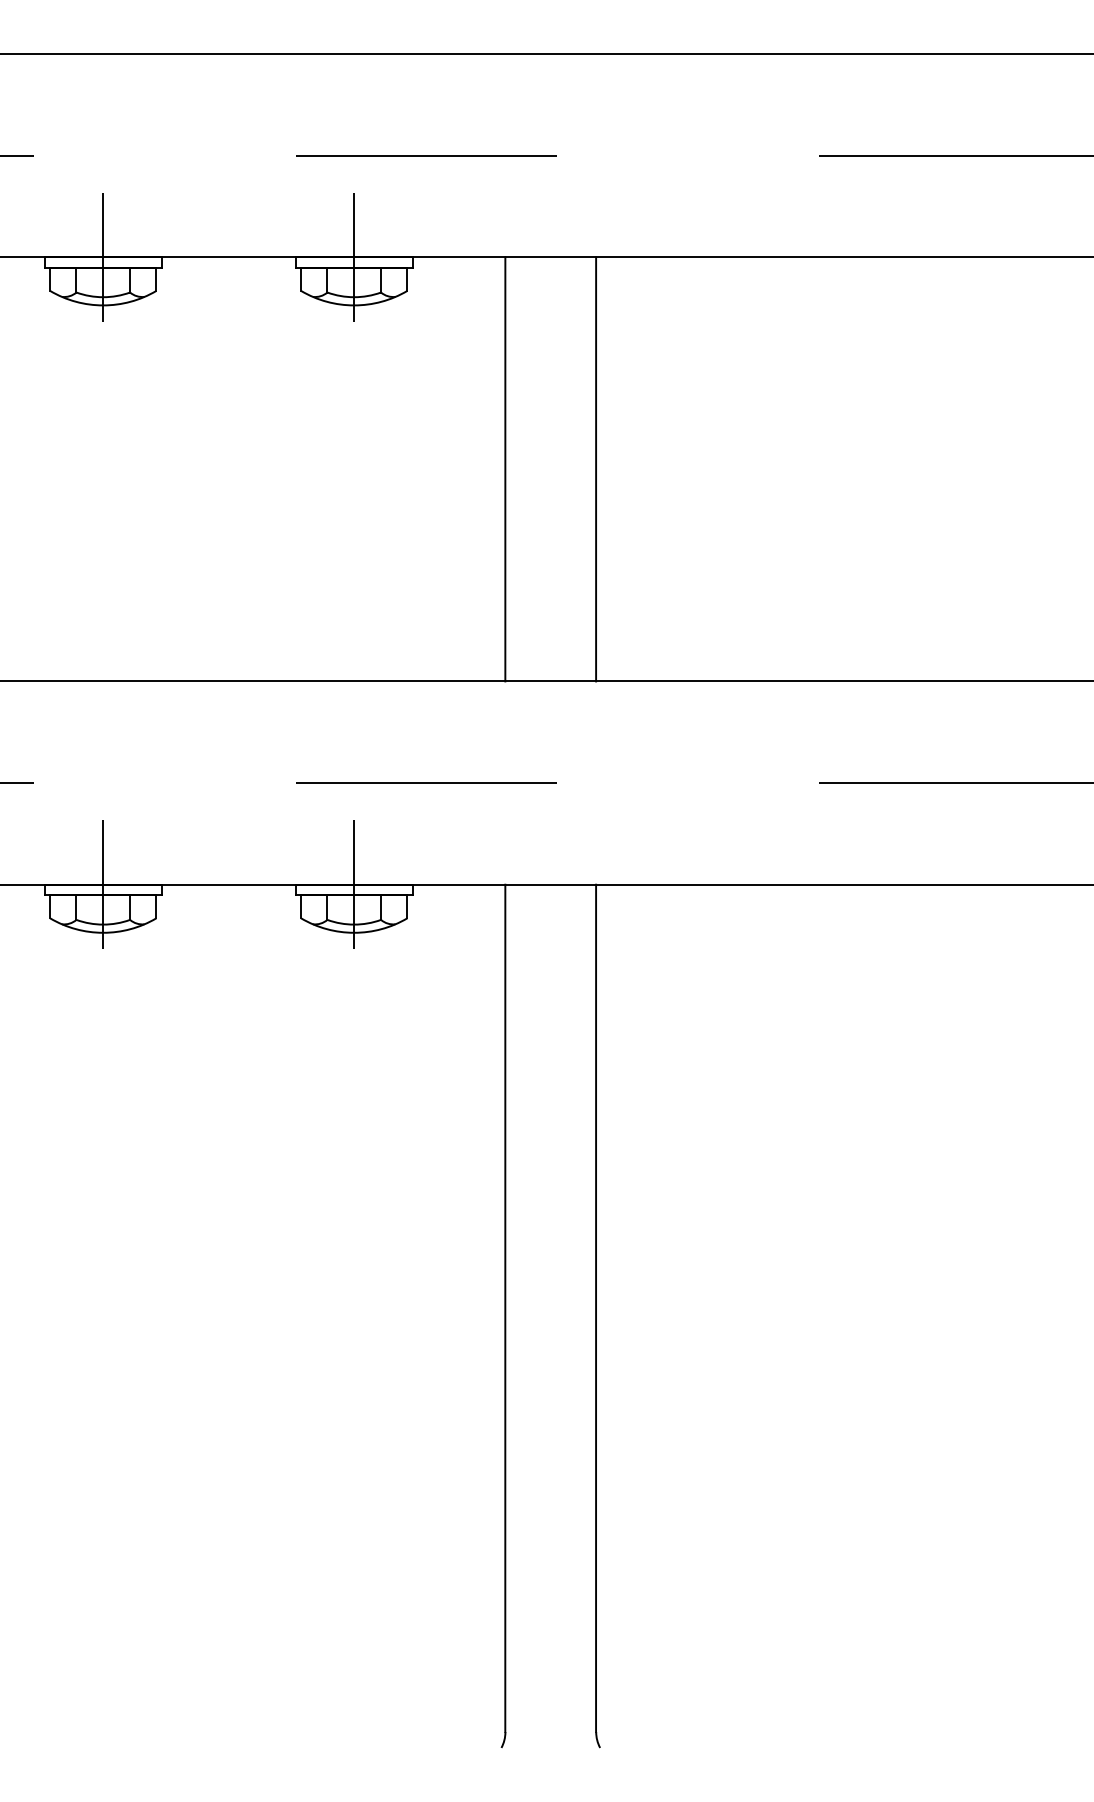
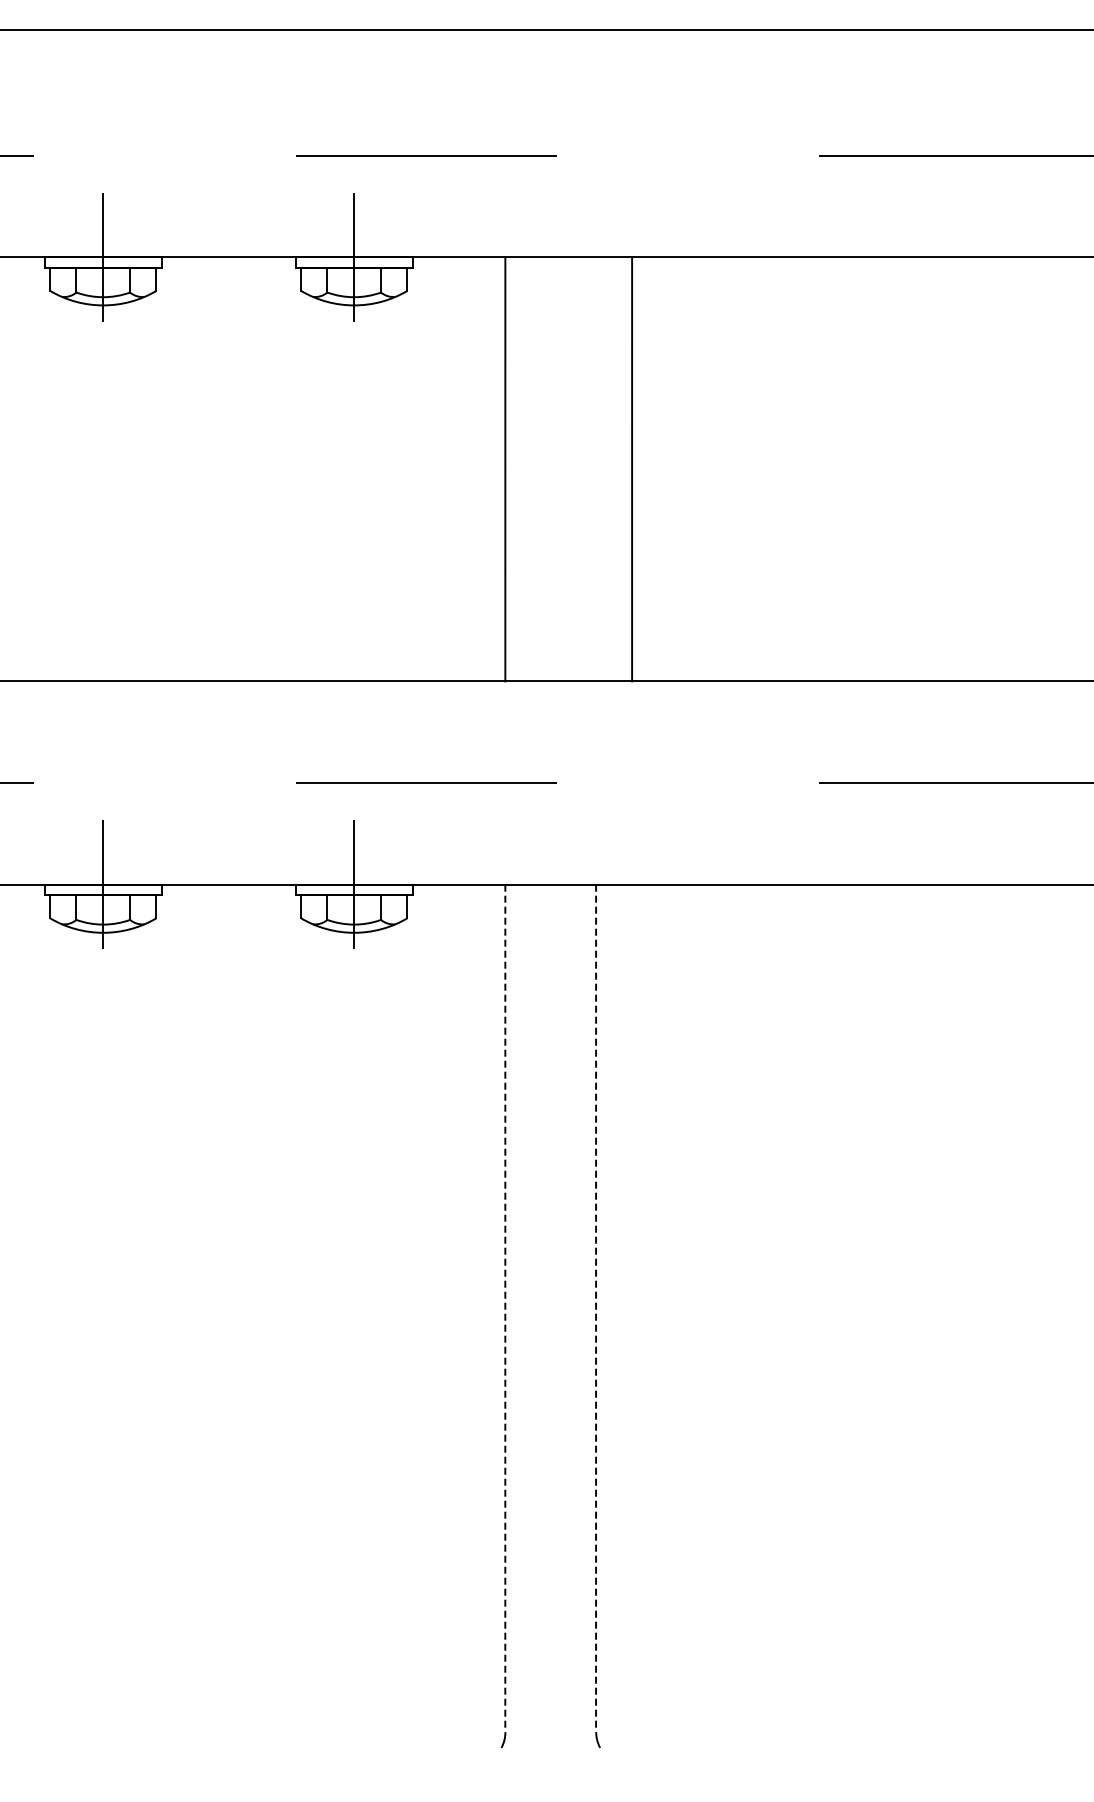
line position: (546, 54) -> (546, 30) (546, 30)
line position: (596, 469) -> (632, 469) (632, 469)
line: solid -> dashed (505, 1308)
line: solid -> dashed (596, 1308)
